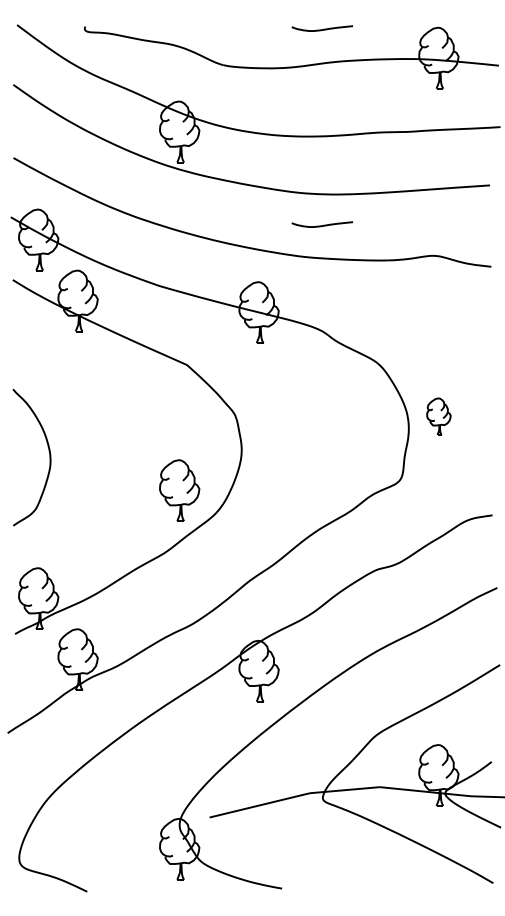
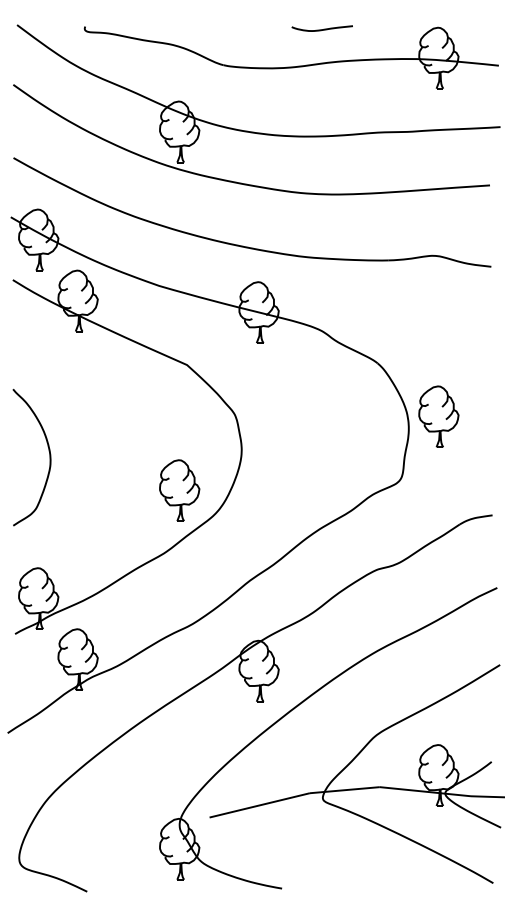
curve: present -> none (321, 225)
part size: 26x39 px -> 42x63 px (438, 416)
